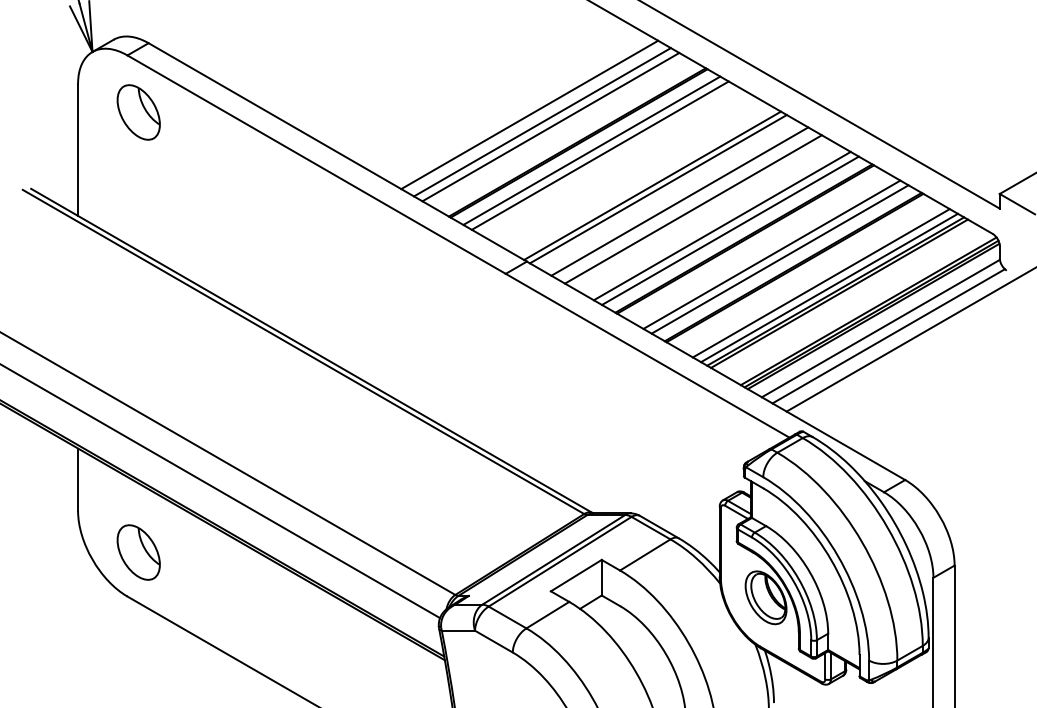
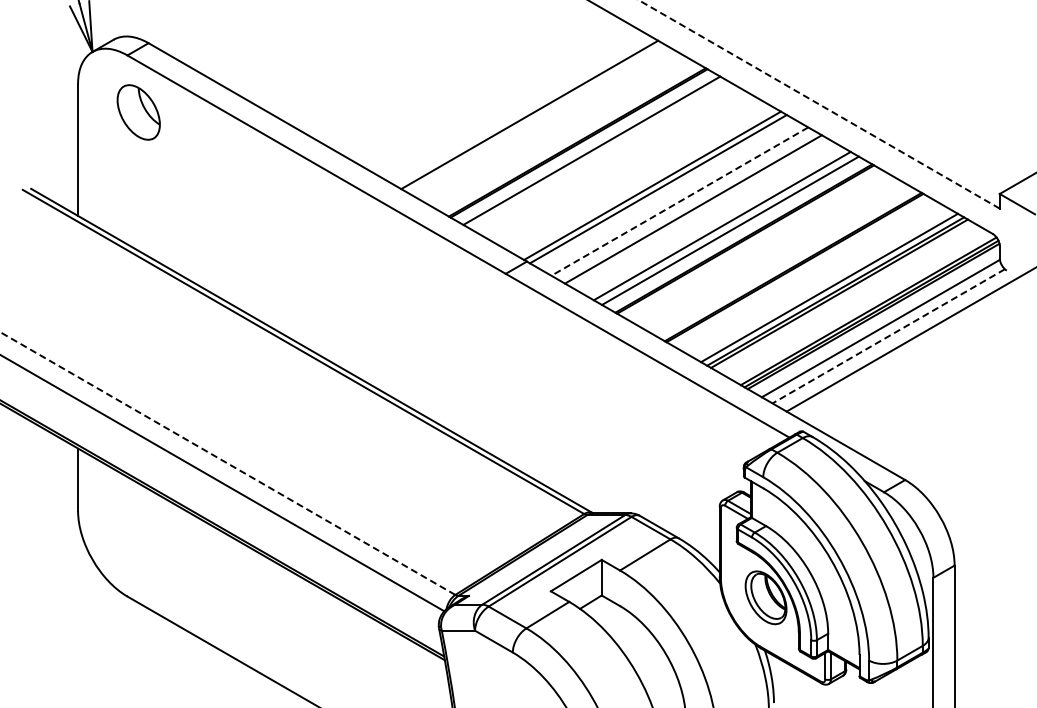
line: solid -> dashed (819, 104)
line: present -> none (542, 122)
line: present -> none (550, 126)
line: present -> none (599, 155)
line: solid -> dashed (679, 201)
line: present -> none (771, 254)
line: present -> none (779, 259)
line: present -> none (820, 283)
line: solid -> dashed (888, 336)
line: solid -> dashed (227, 463)
line position: (221, 491) -> (223, 483) (223, 483)
part: present -> none (138, 552)
